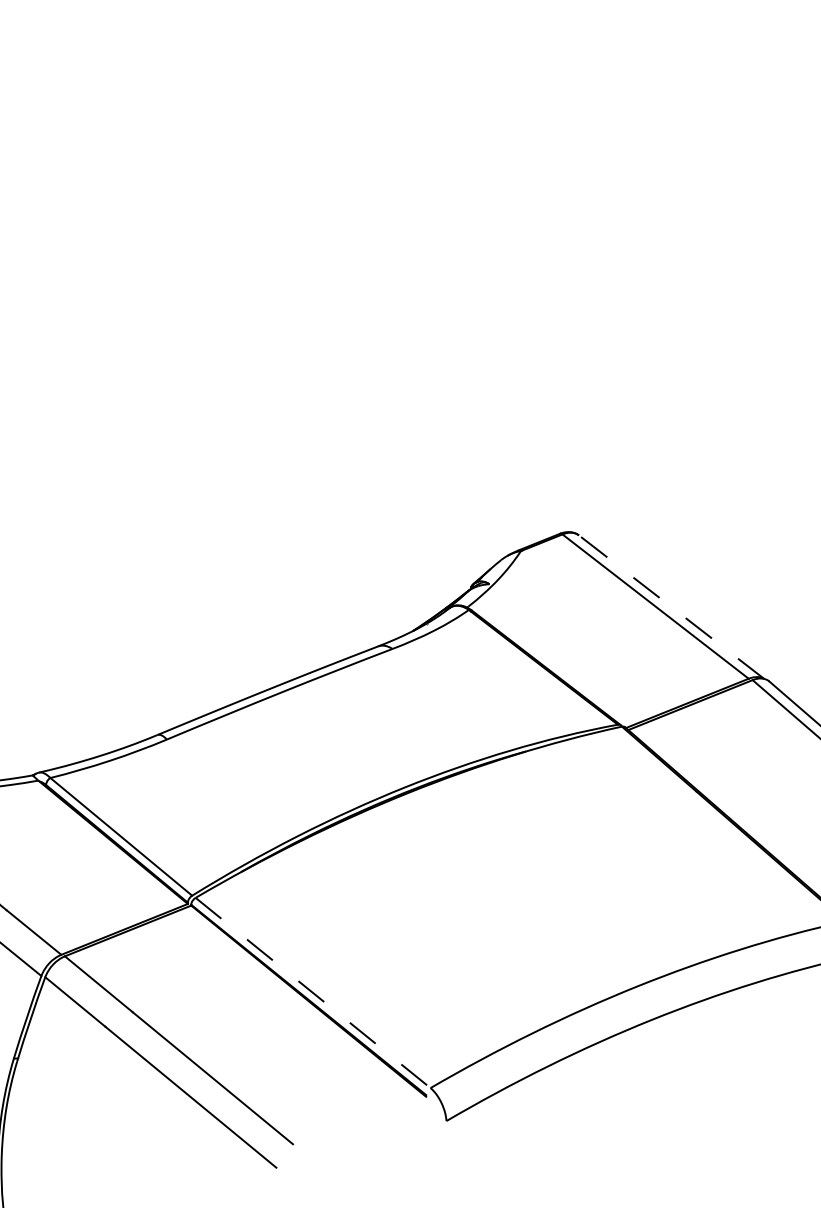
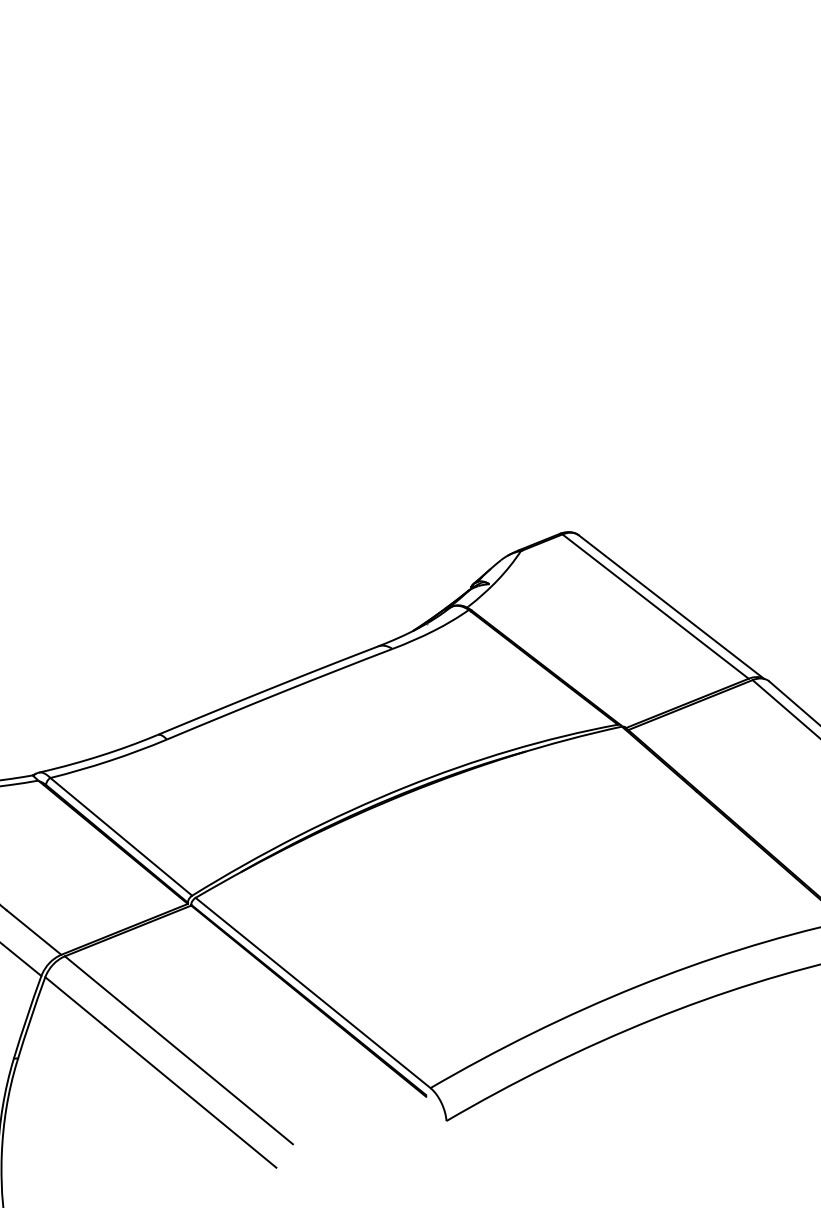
line: dashed -> solid (671, 606)
line: dashed -> solid (313, 993)
